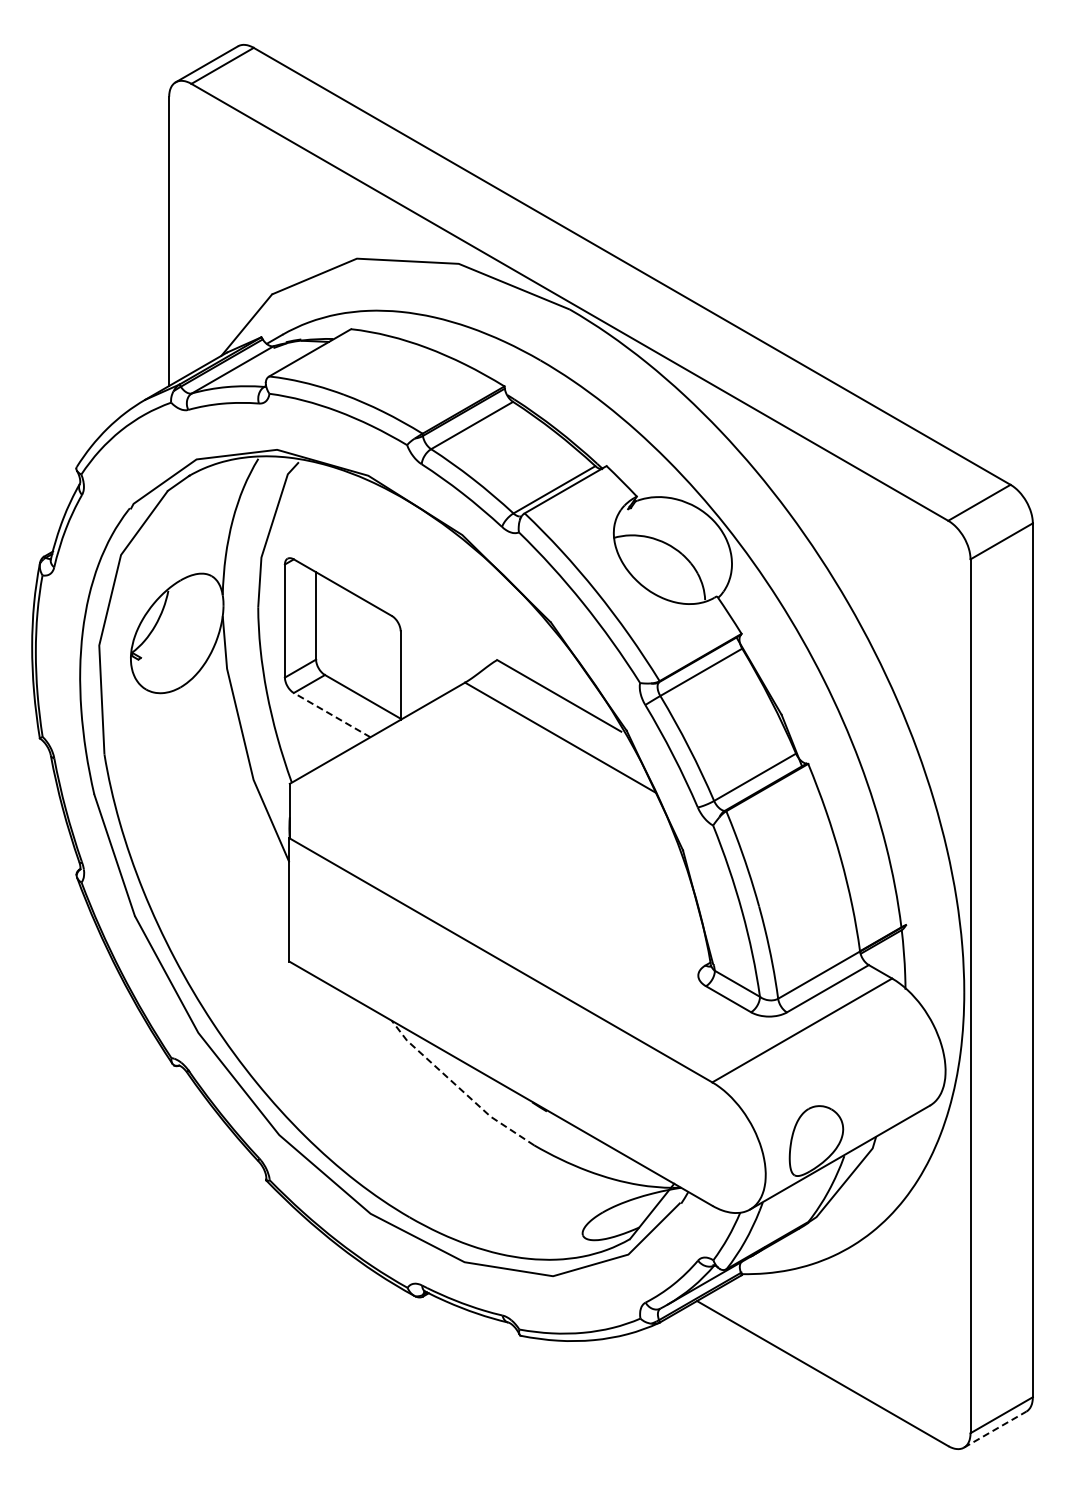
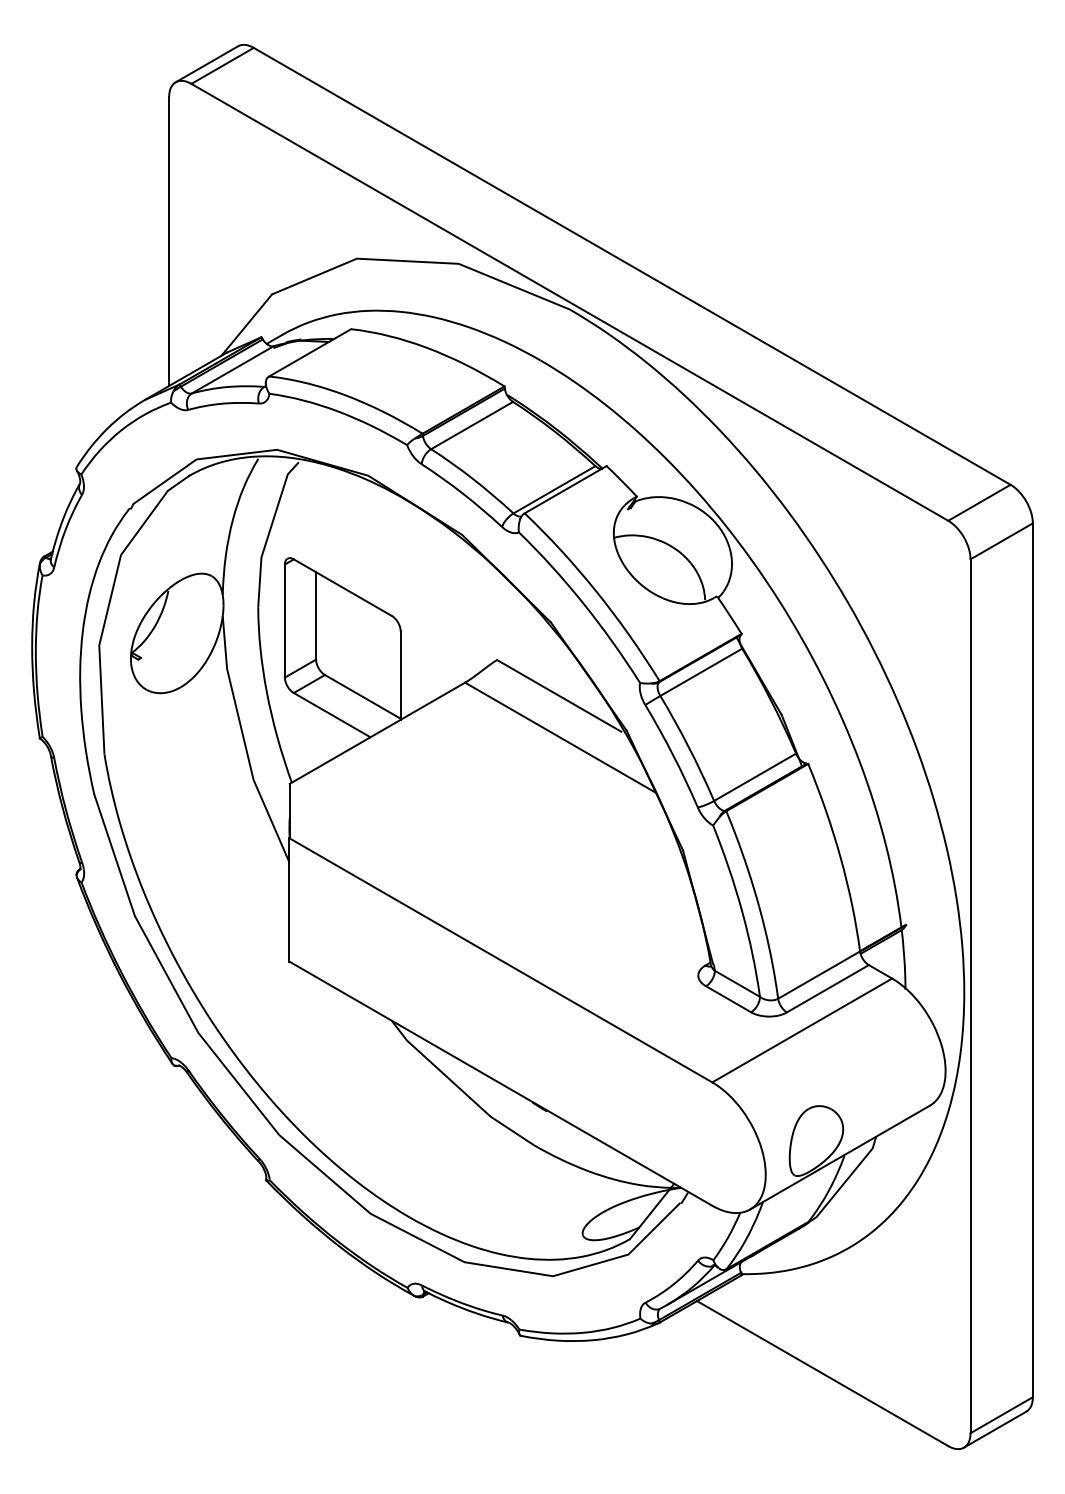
line: dashed -> solid (331, 714)
line: dashed -> solid (458, 1087)
line: dashed -> solid (995, 1429)
